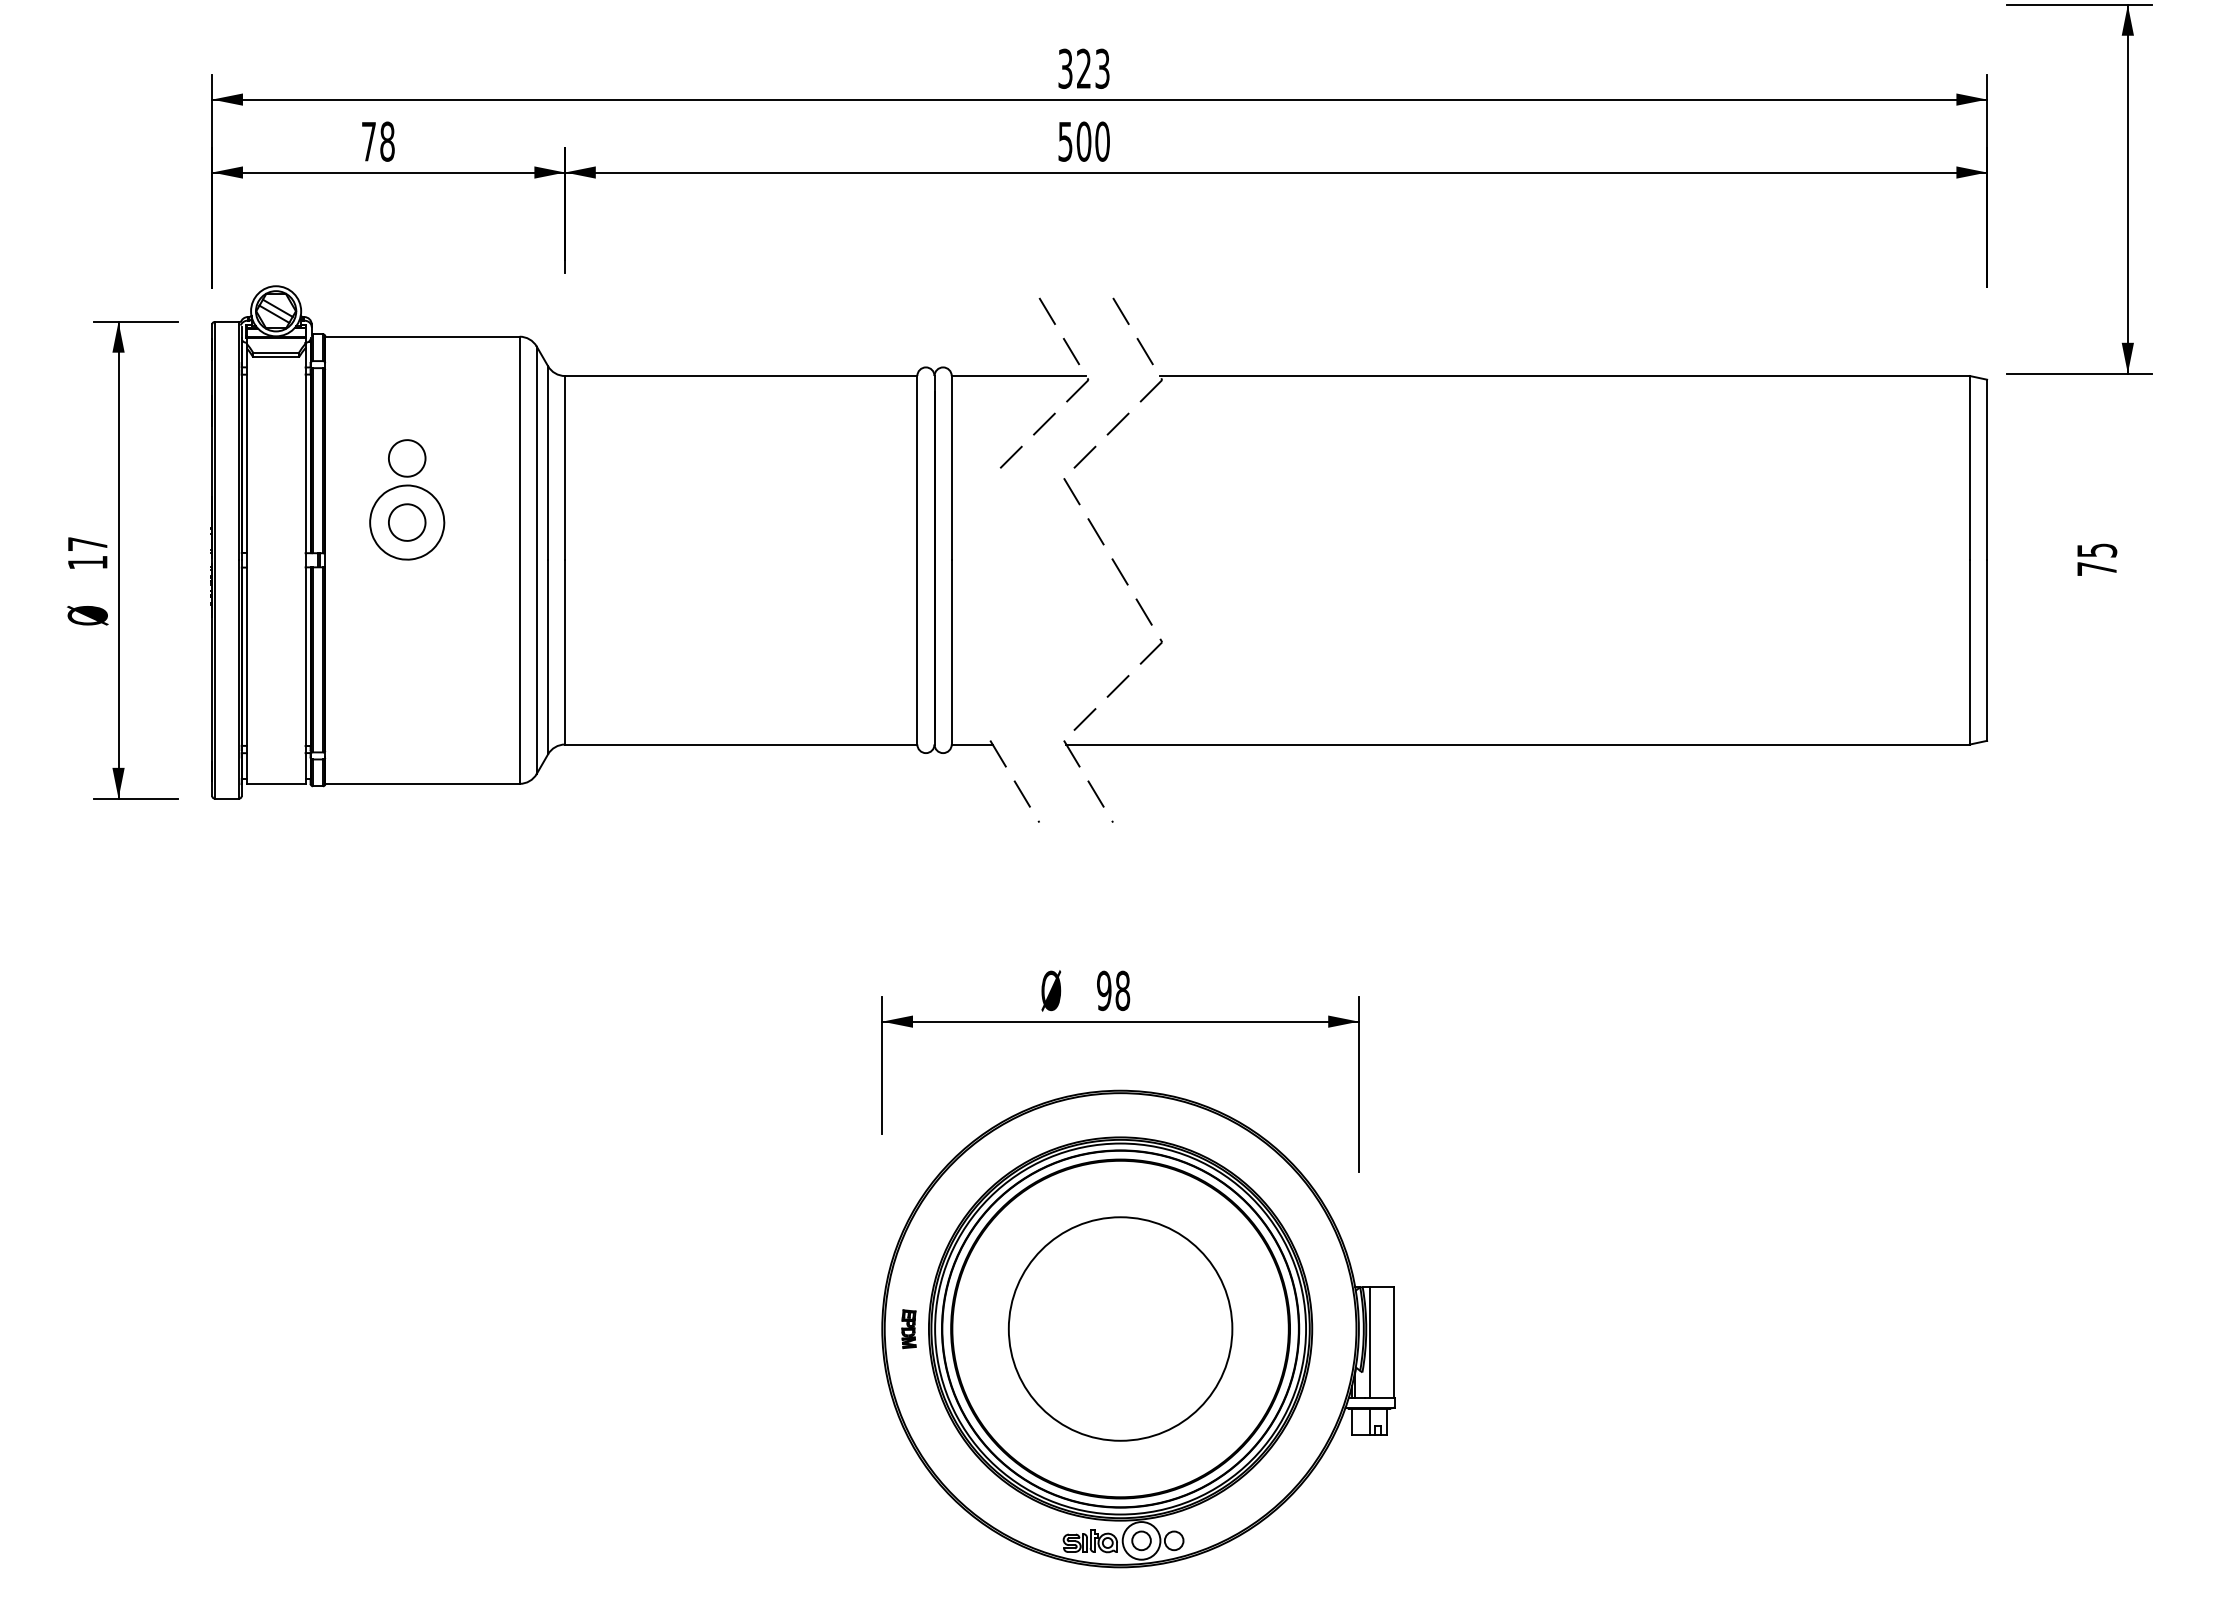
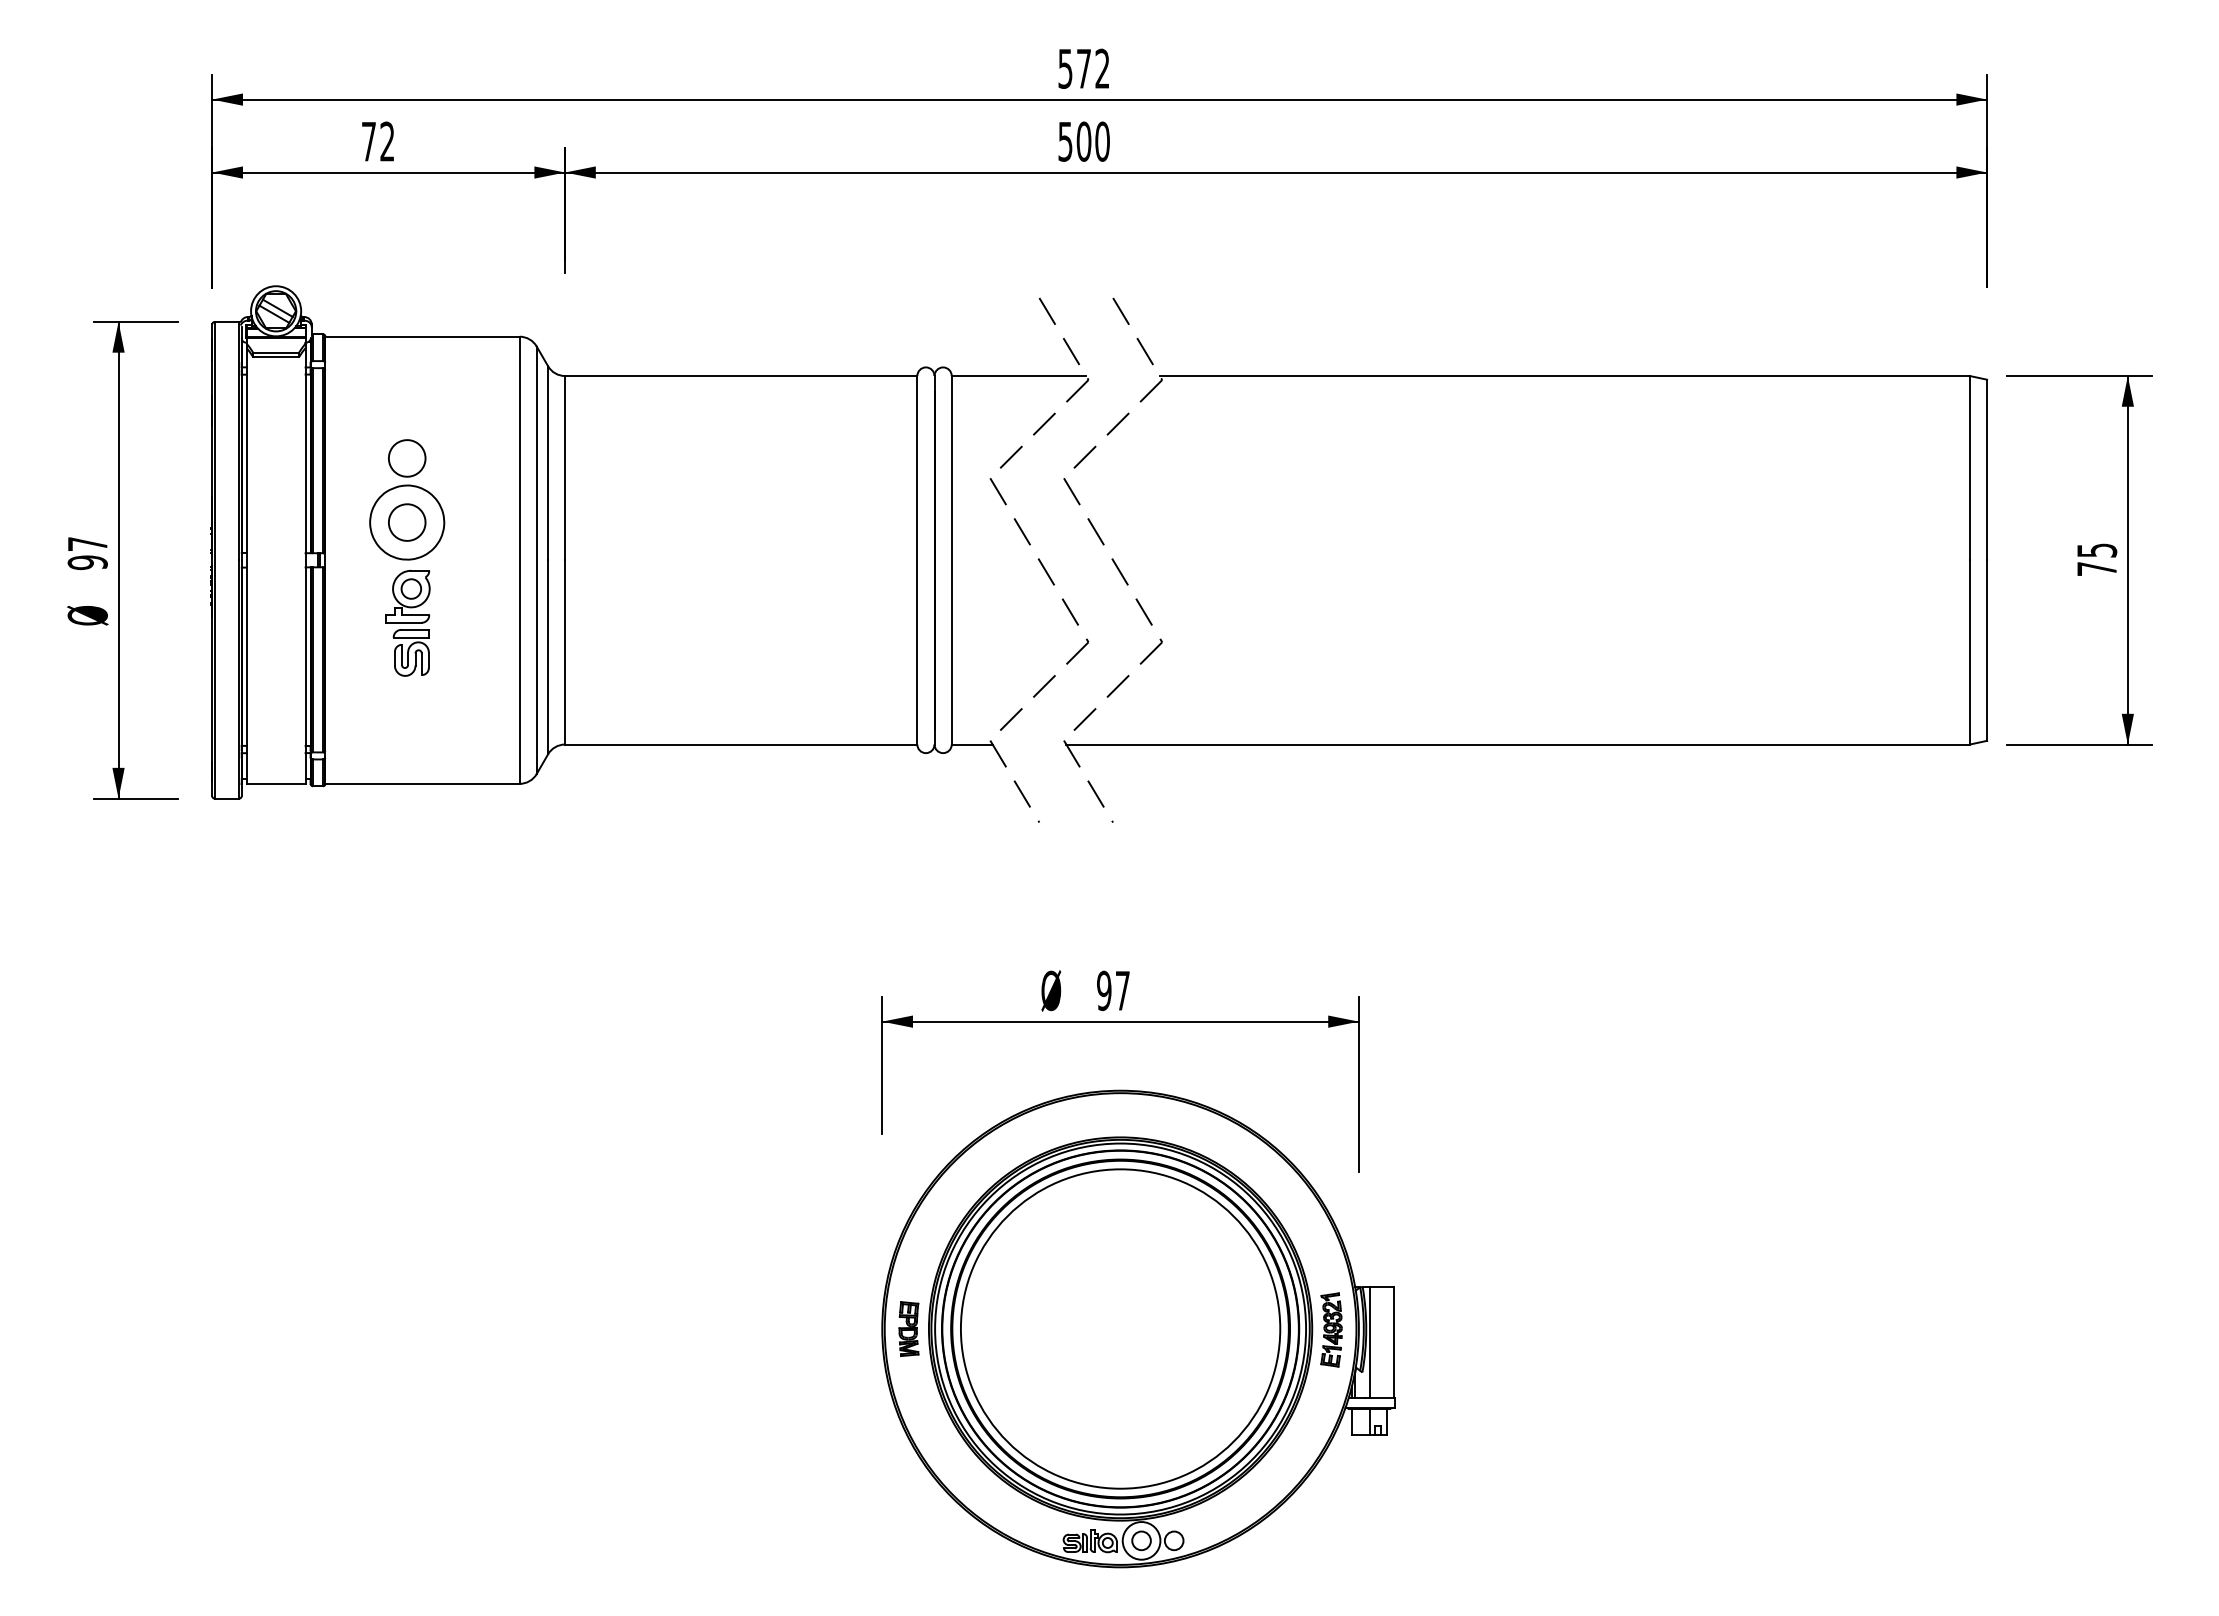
text: 323 -> 572 (1084, 68)
text: 78 -> 72 (387, 141)
part position: (2127, 189) -> (2127, 560) (2127, 560)
text: 17 -> 97 (87, 562)
part: none -> present (1061, 599)
part: none -> present (407, 622)
text: 98 -> 97 (1122, 990)
circle diameter: 224 px -> 319 px (1120, 1328)
part size: 16x41 px -> 22x57 px (908, 1329)
part: none -> present (1331, 1329)
